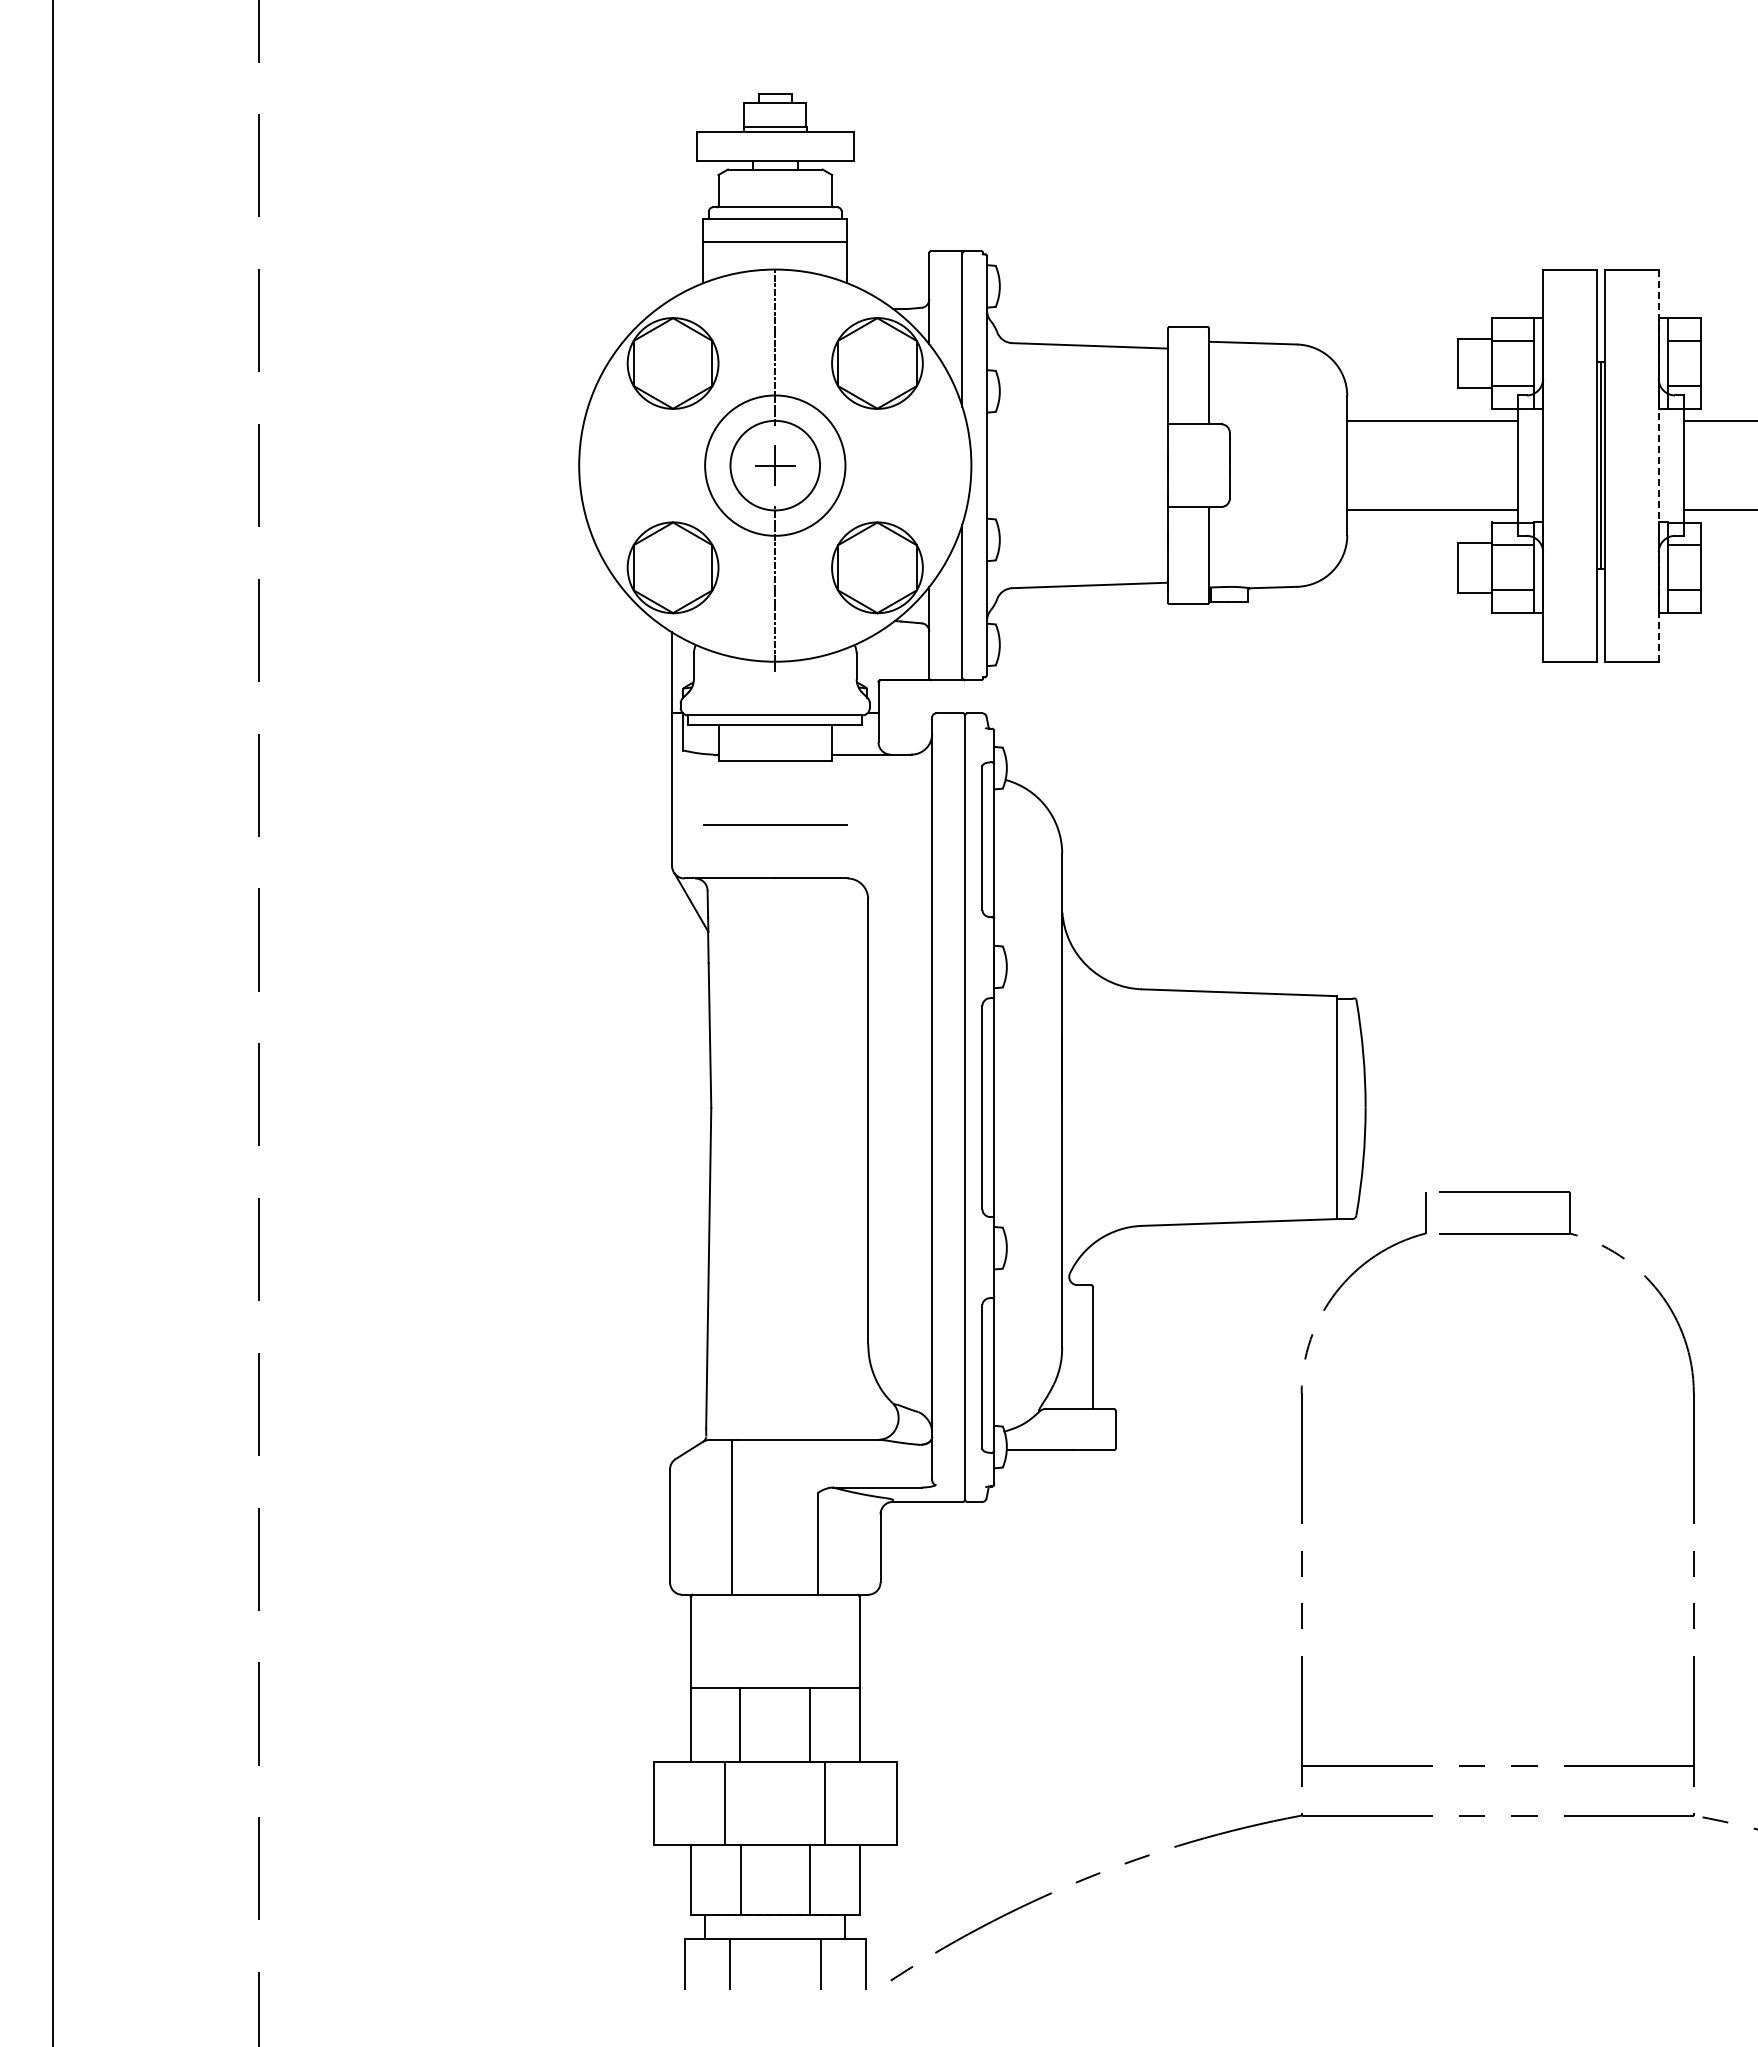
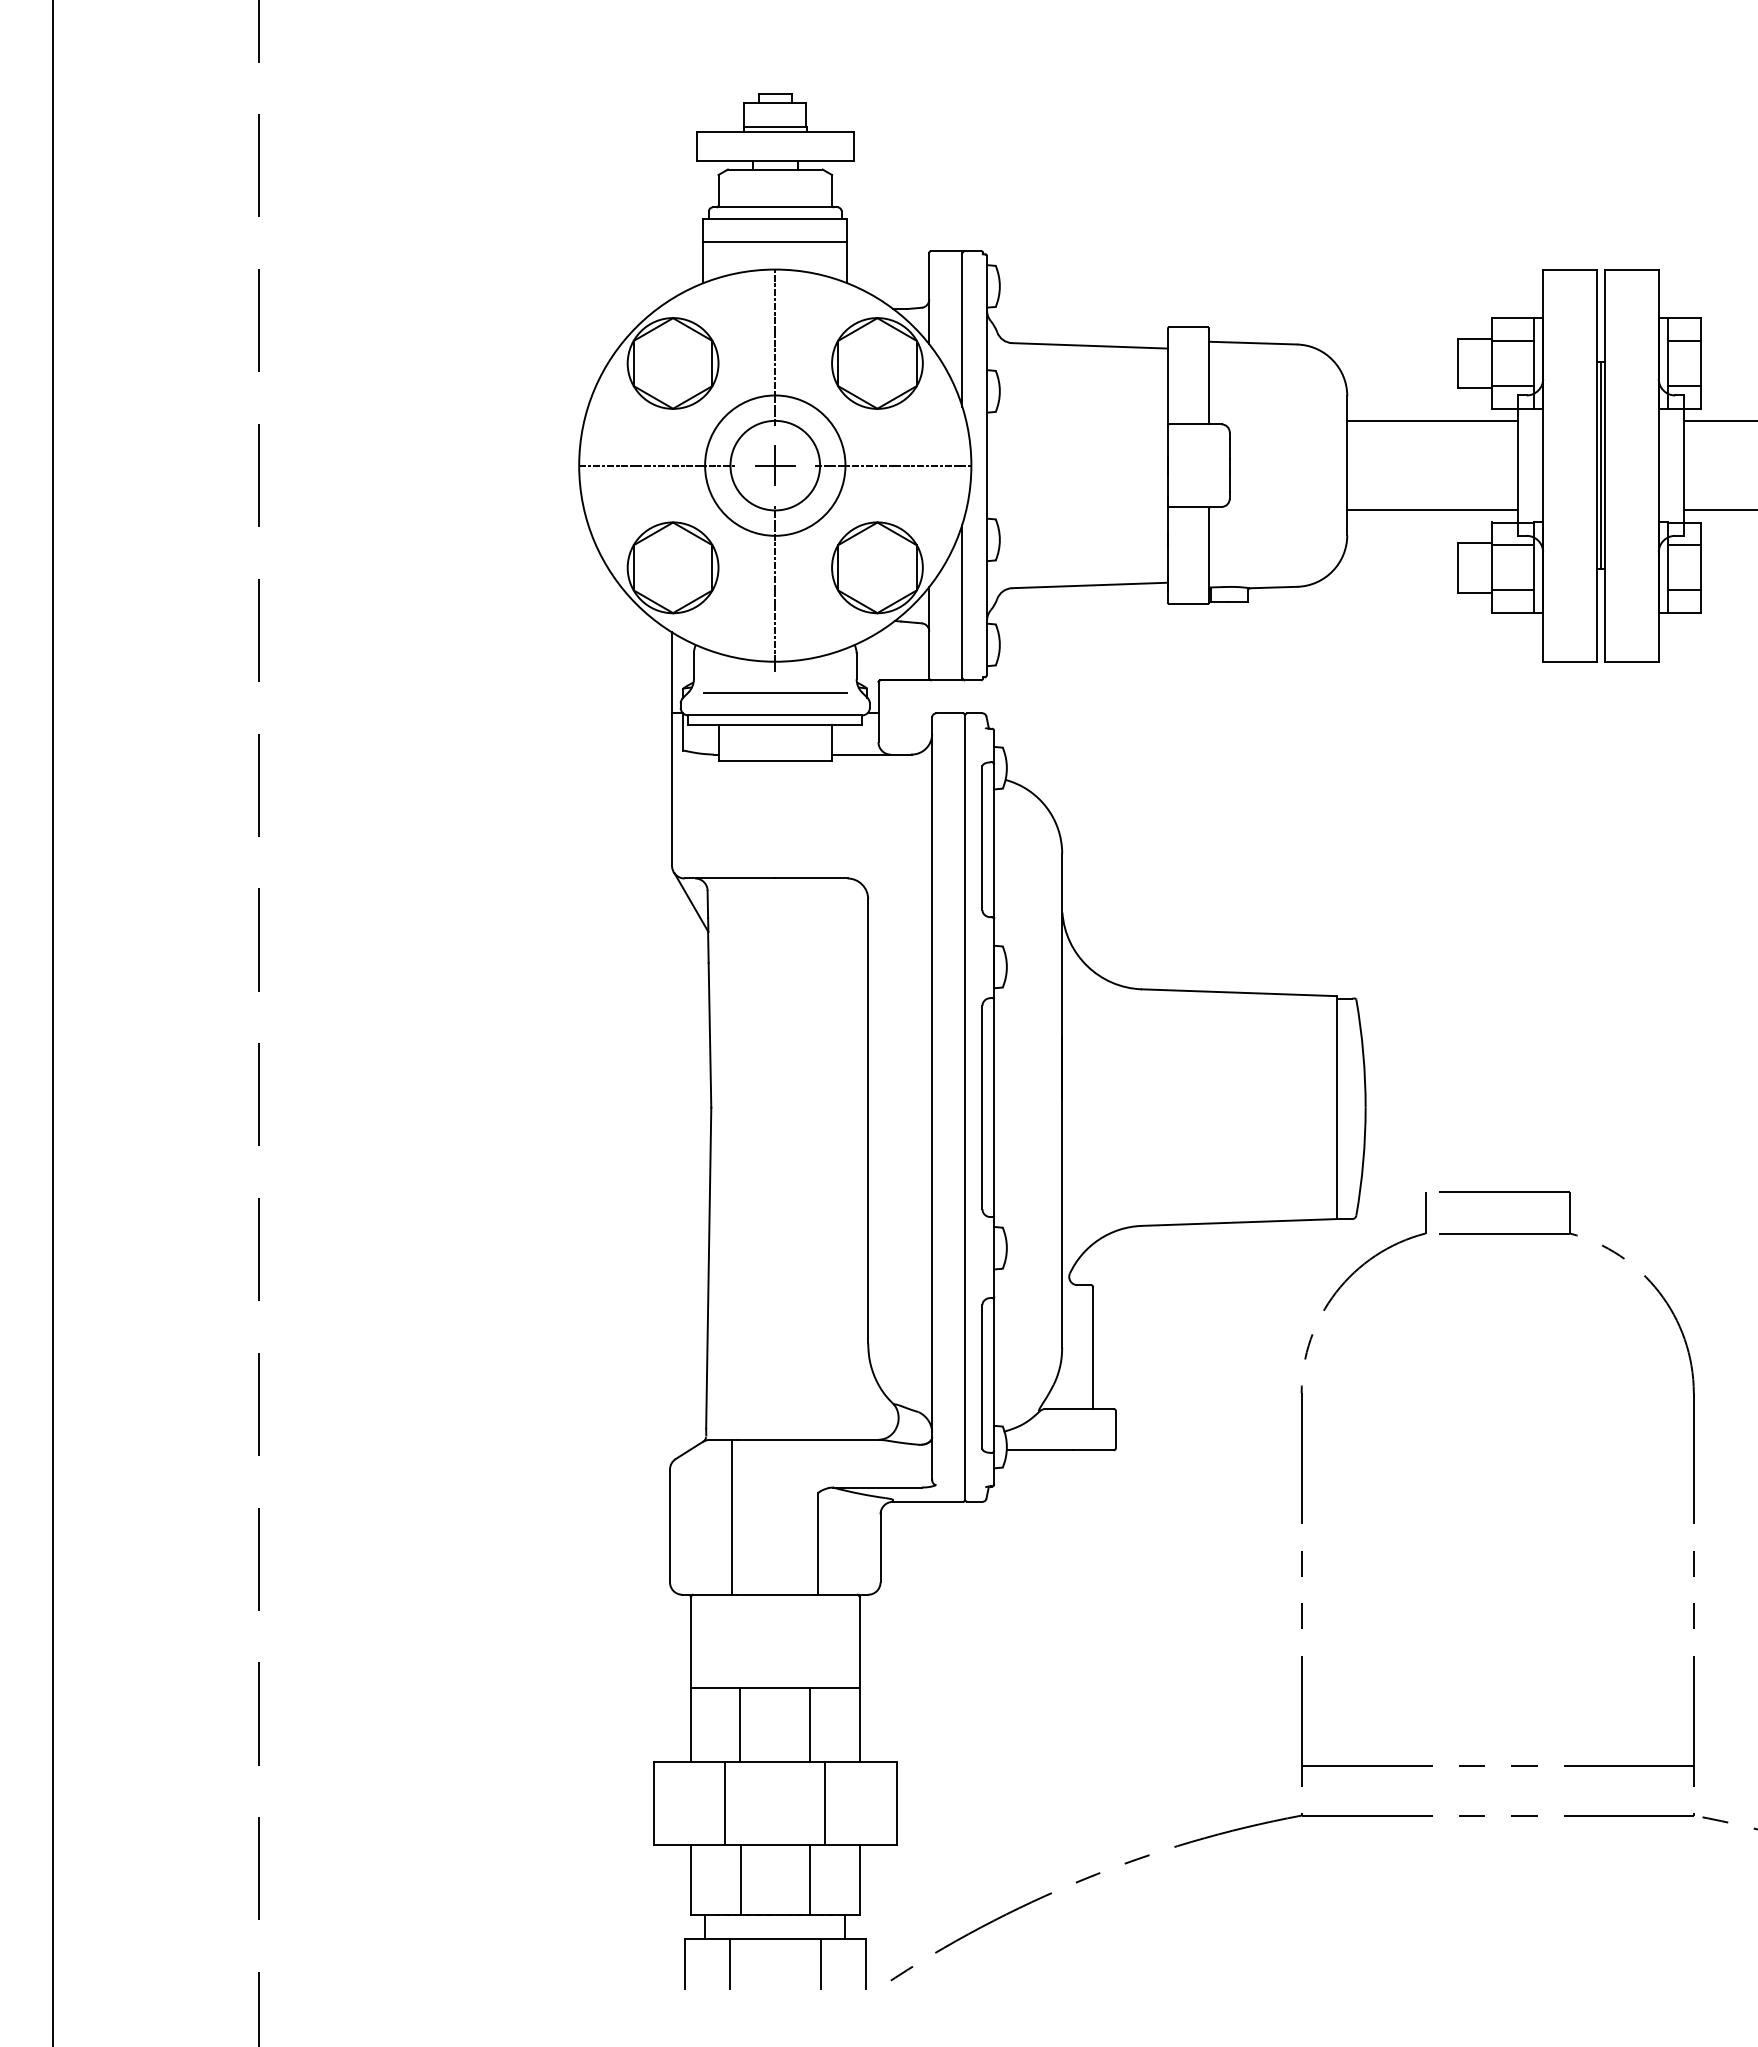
line: none -> present (657, 465)
line: none -> present (892, 465)
line: dashed -> solid (1658, 465)
line position: (775, 824) -> (775, 692) (775, 692)
